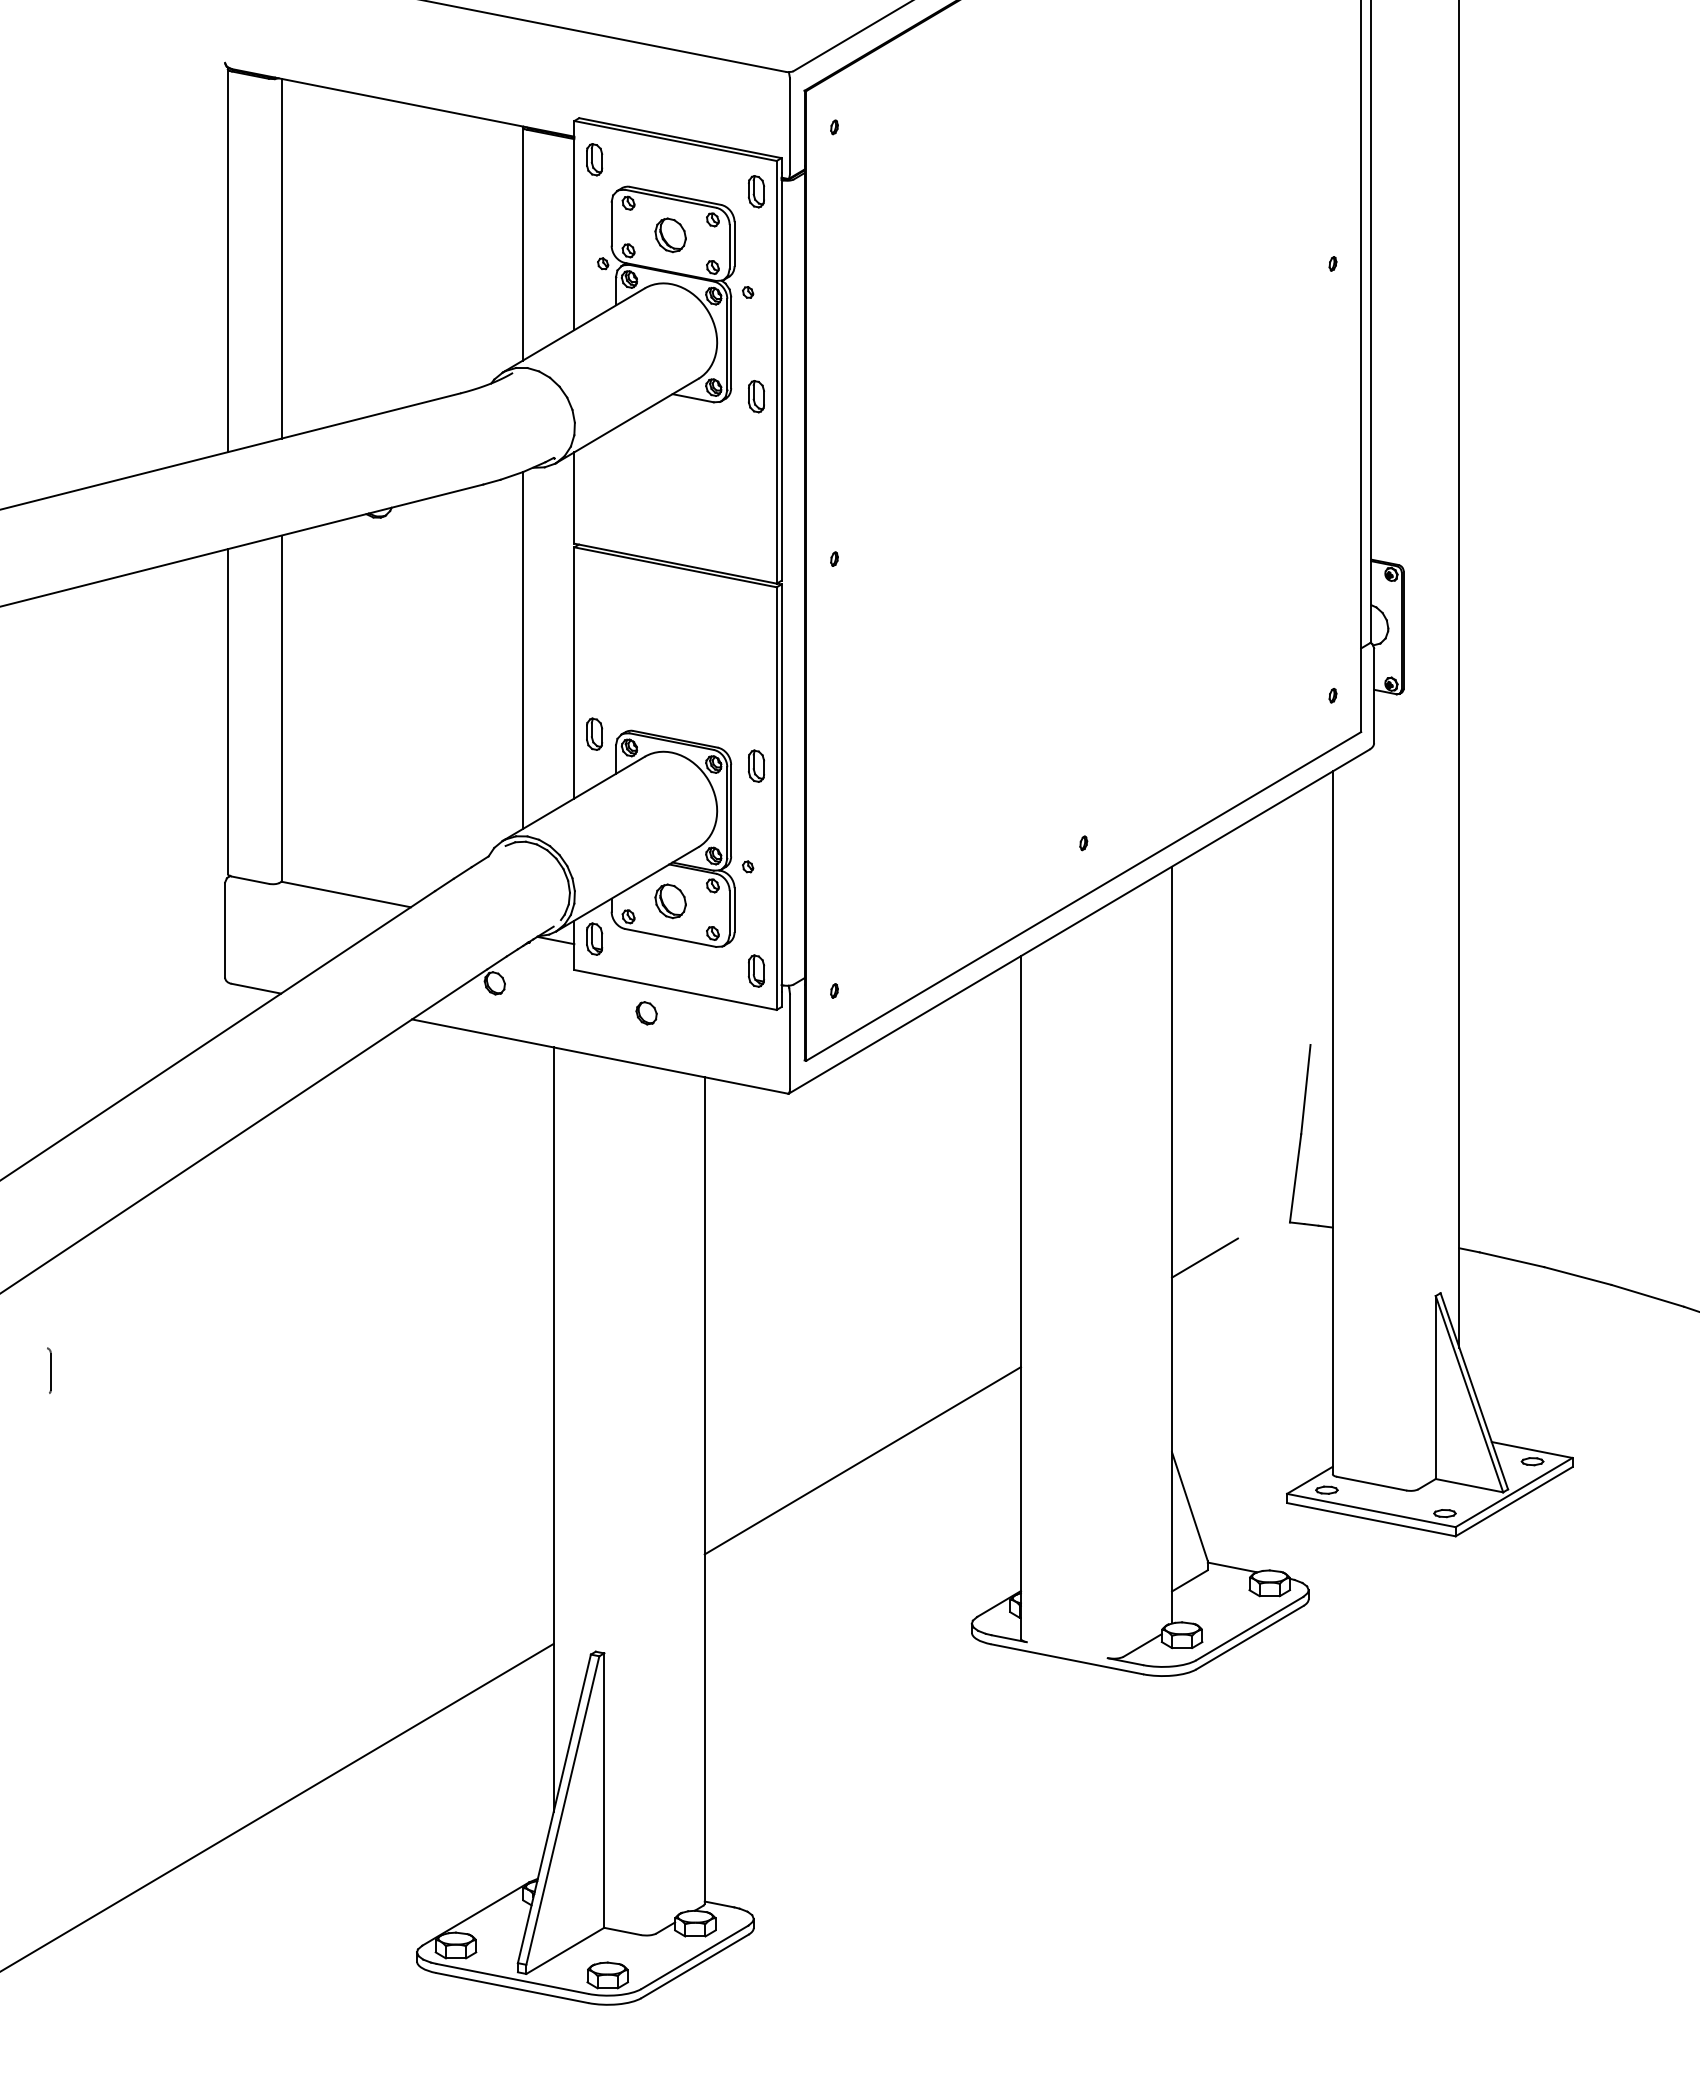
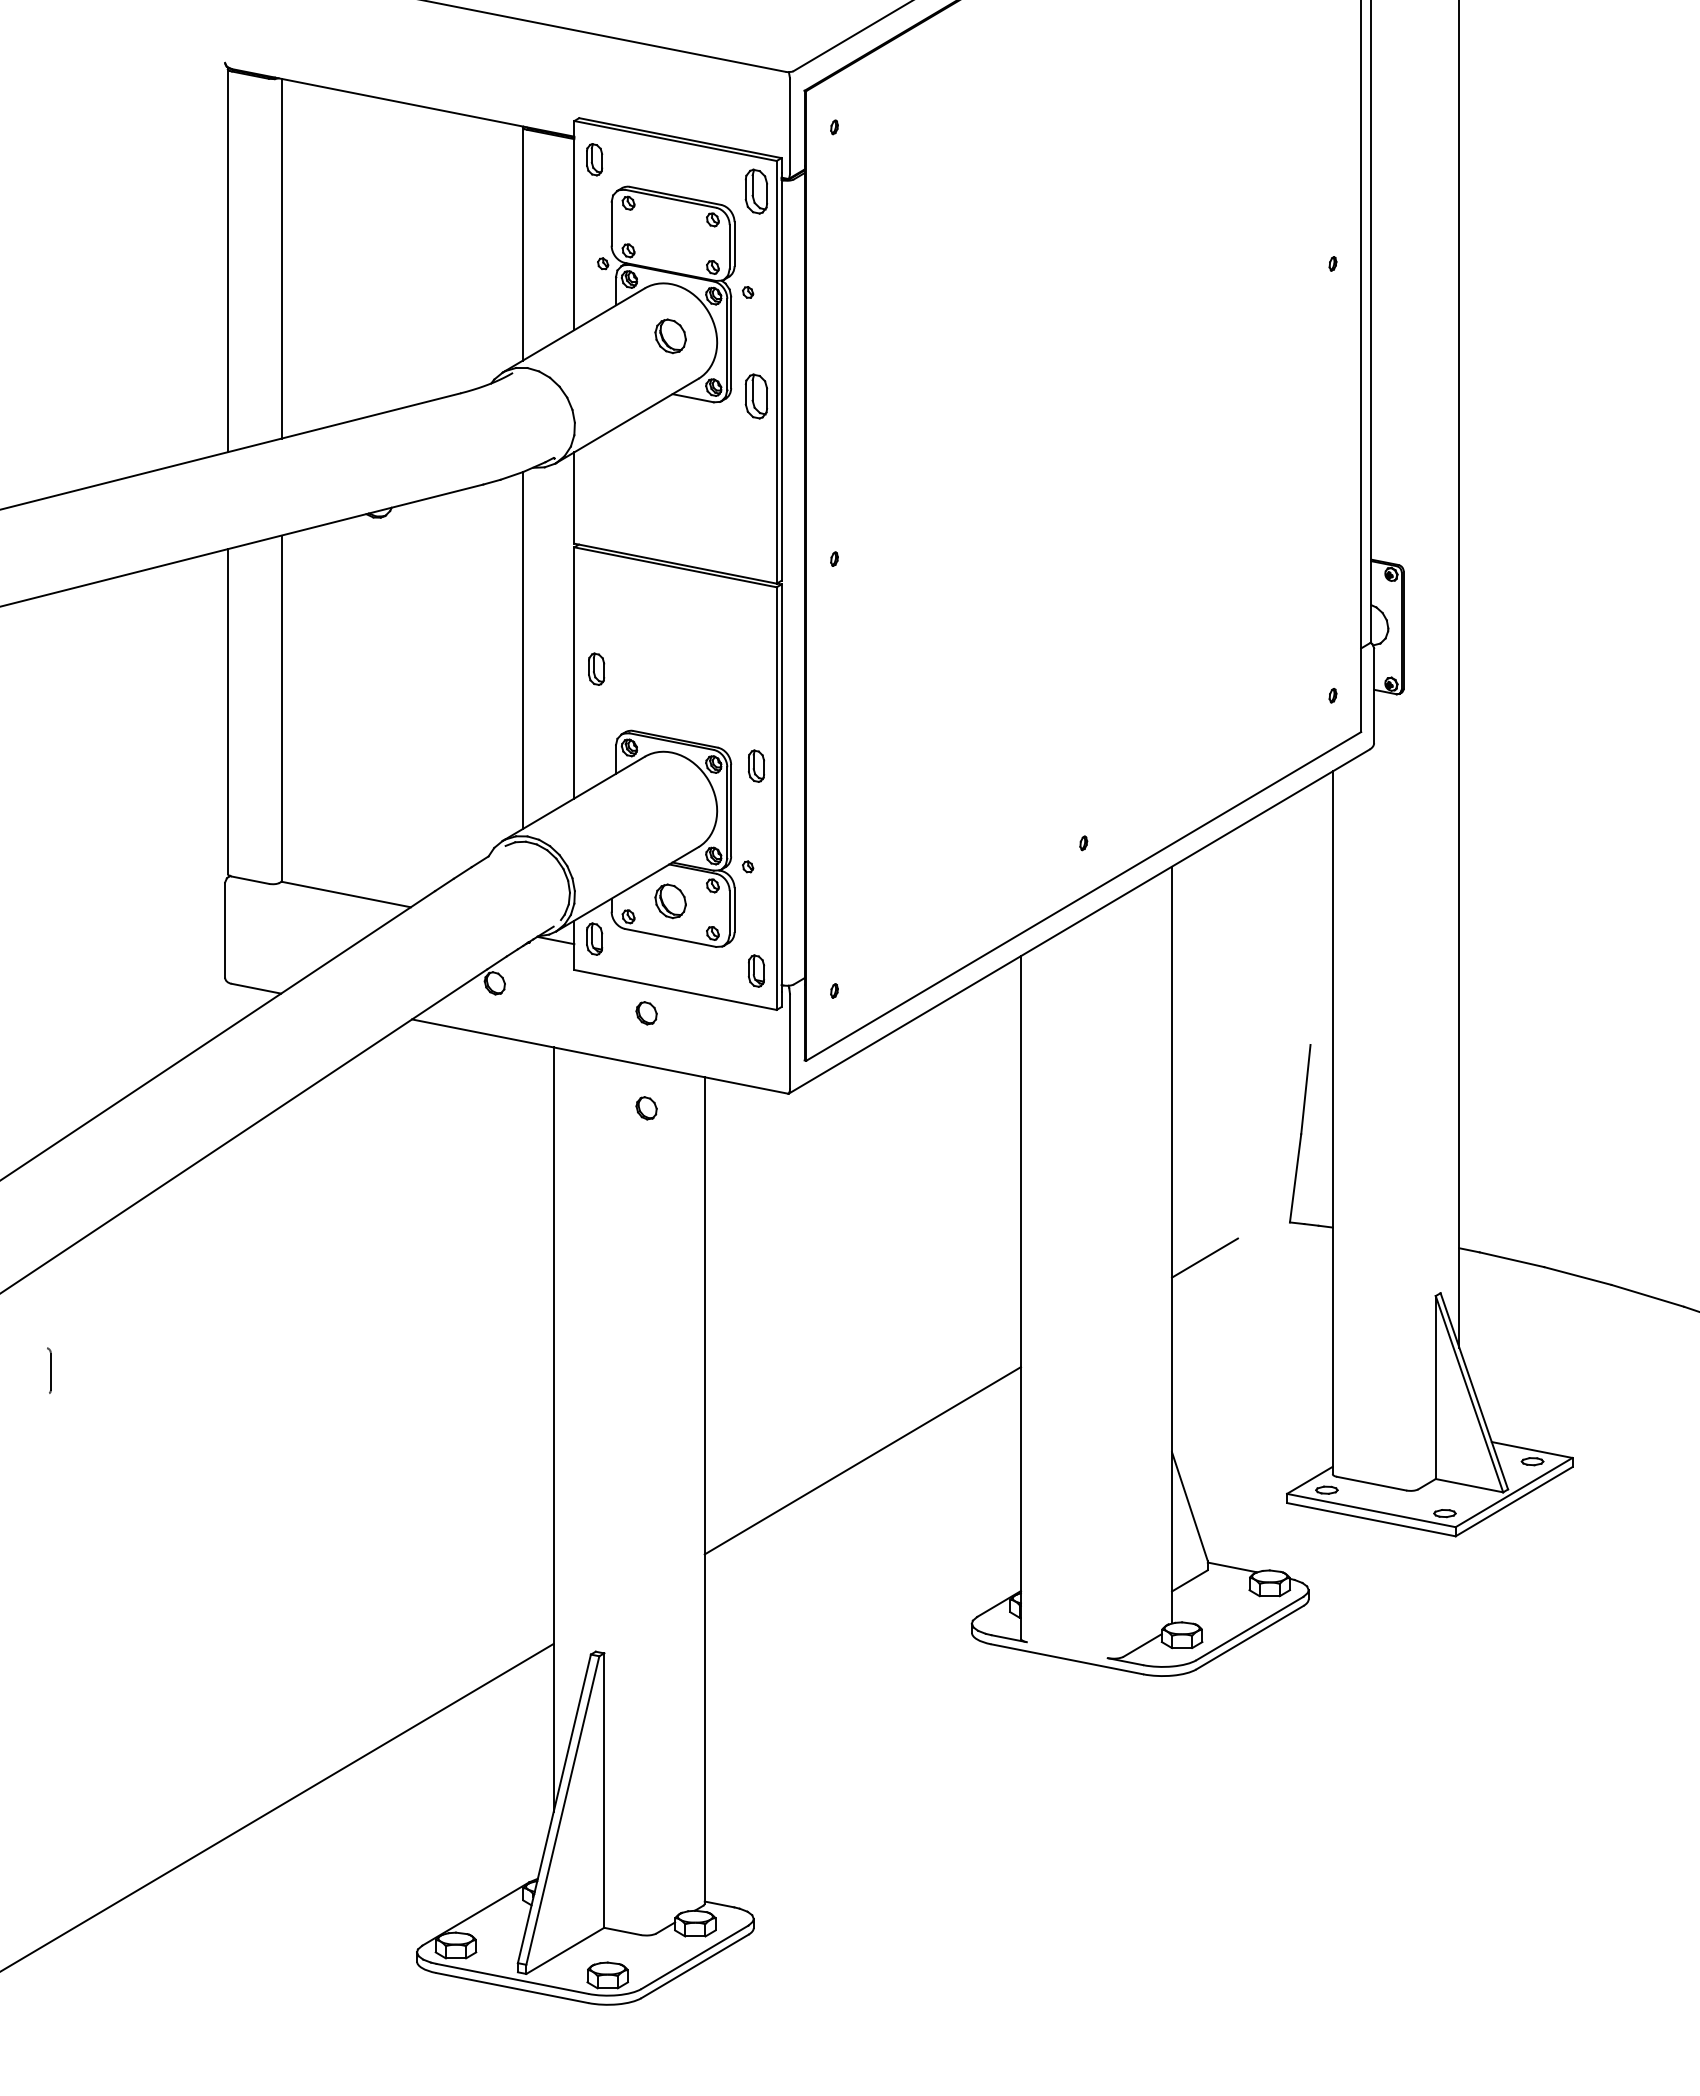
part size: 19x34 px -> 25x47 px (756, 191)
part position: (670, 235) -> (670, 336) (670, 336)
part size: 17x34 px -> 25x47 px (756, 396)
part position: (594, 733) -> (596, 668) (596, 668)
part: none -> present (646, 1108)
